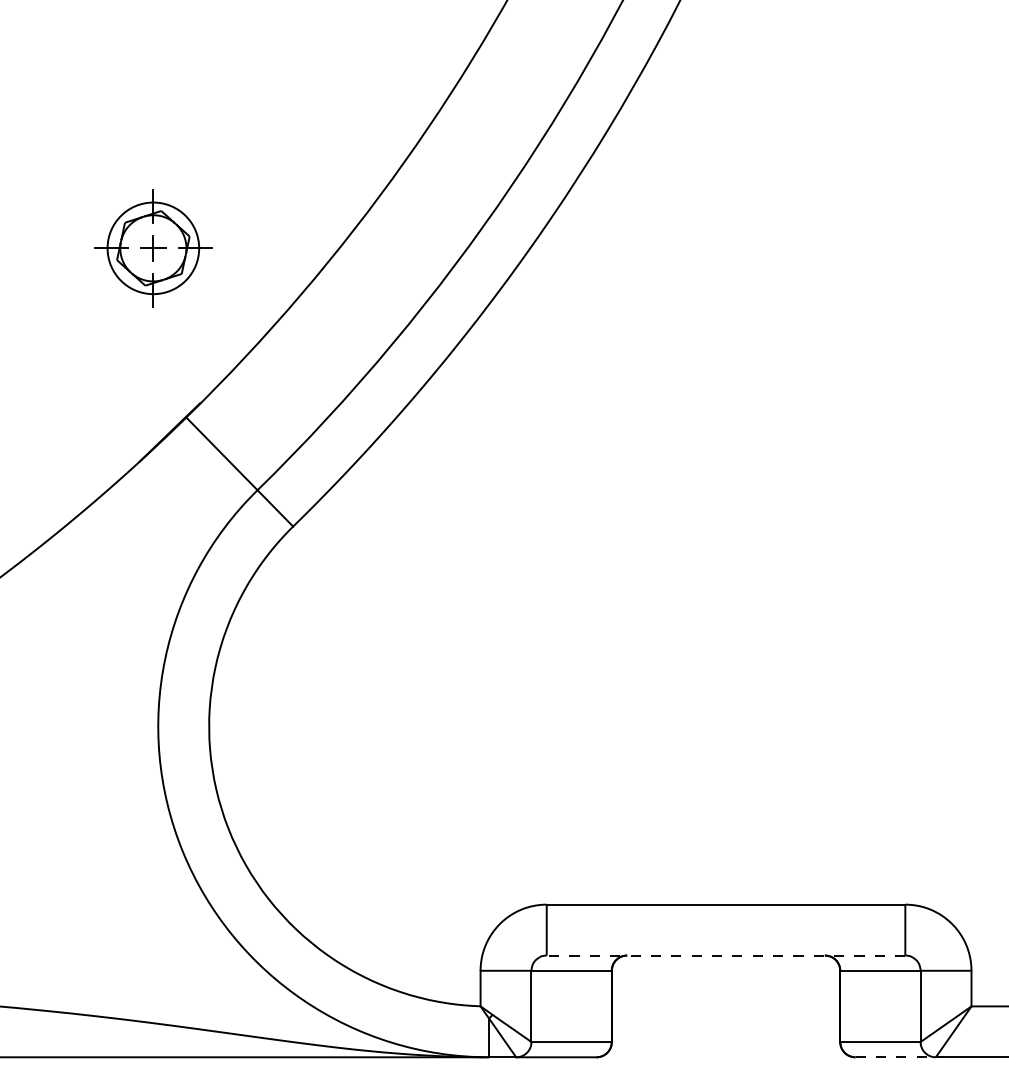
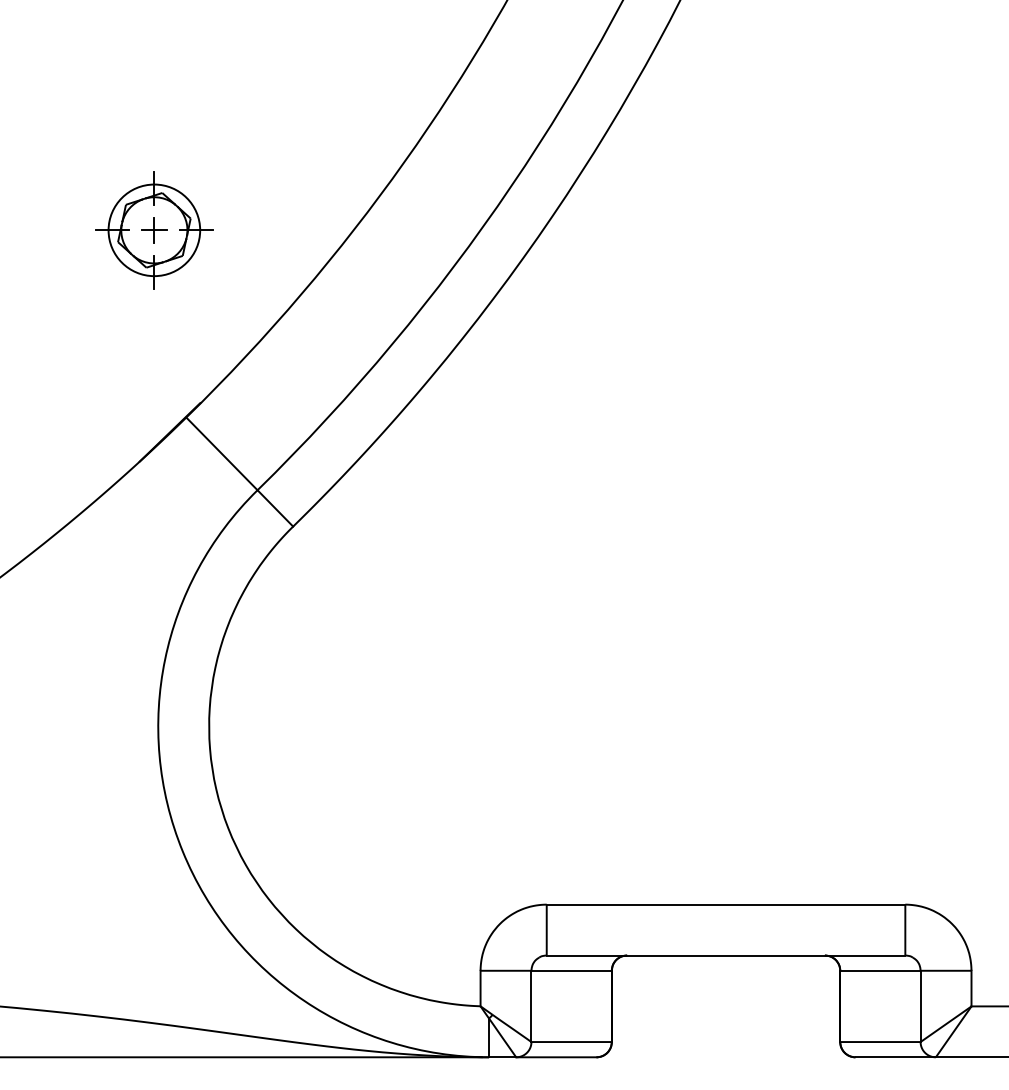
part position: (153, 248) -> (154, 230) (154, 230)
line: dashed -> solid (725, 955)
line: dashed -> solid (896, 1057)
